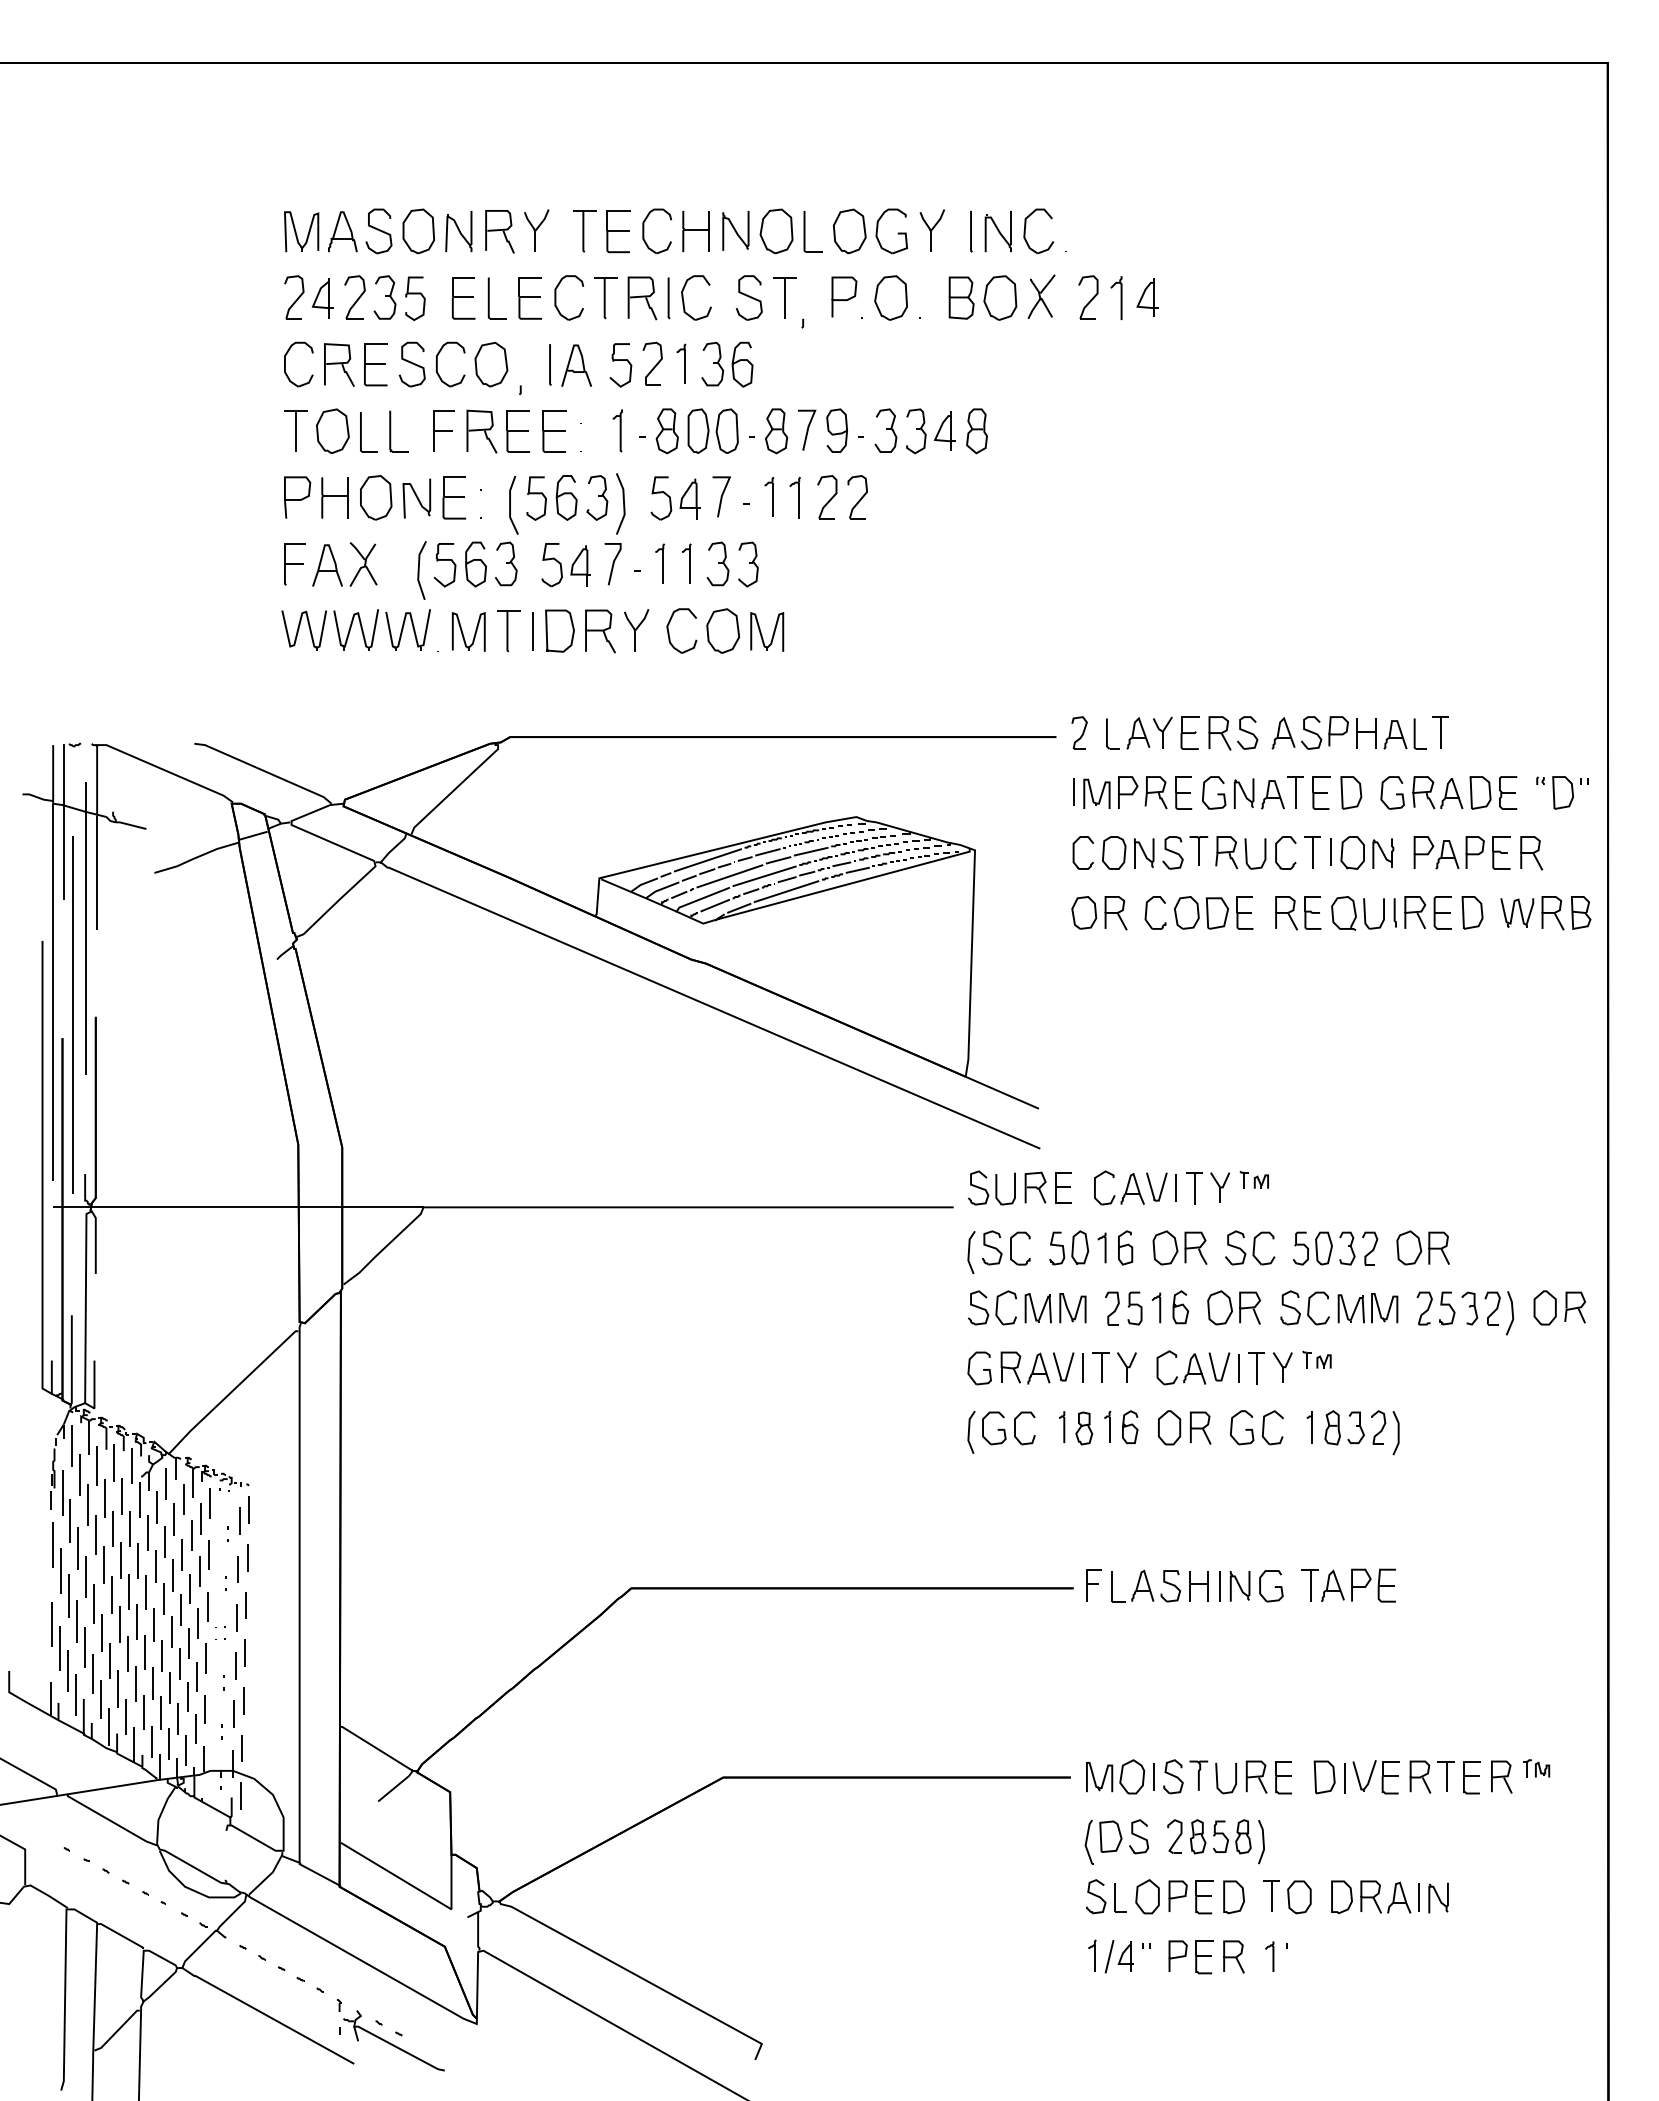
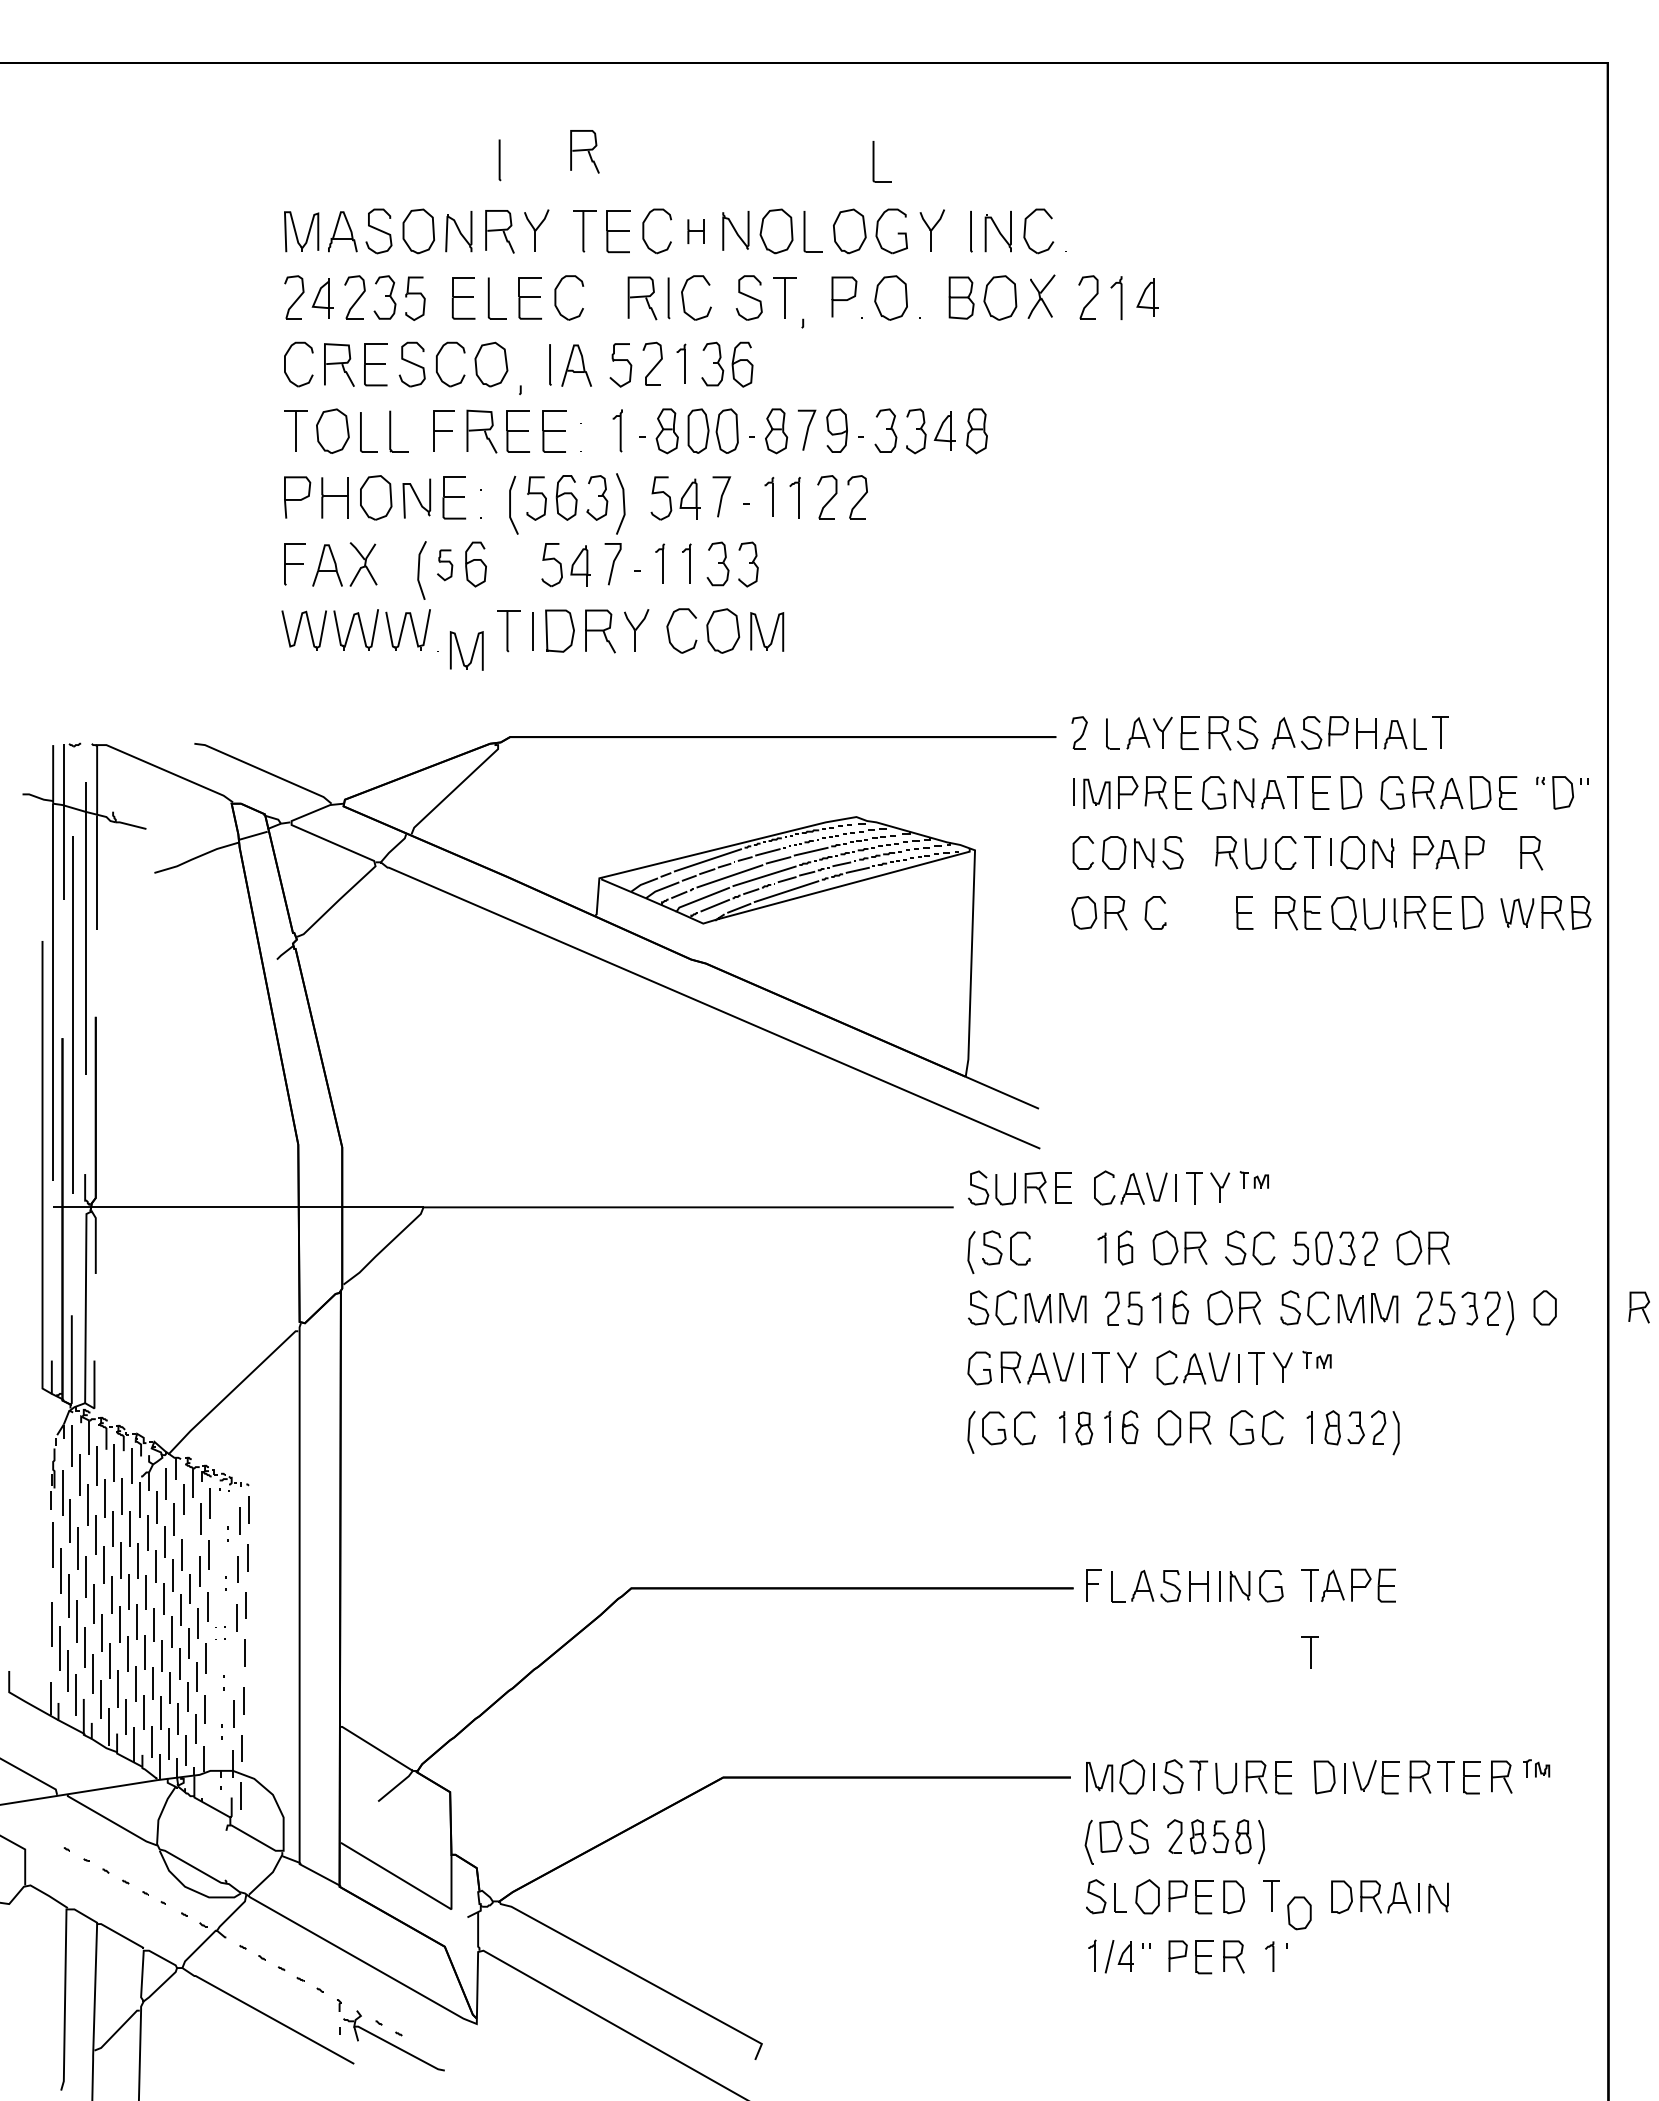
part: none -> present (584, 151)
line: none -> present (499, 160)
part: none -> present (874, 161)
part size: 28x42 px -> 18x25 px (695, 231)
part: present -> none (605, 298)
part: present -> none (506, 563)
part size: 24x45 px -> 17x33 px (445, 565)
part position: (468, 631) -> (466, 650) (466, 650)
part: present -> none (1198, 850)
part: present -> none (1501, 852)
part: present -> none (1201, 912)
part: present -> none (1069, 1247)
part position: (1574, 1307) -> (1638, 1307) (1638, 1307)
line: present -> none (191, 1535)
part: none -> present (1309, 1652)
line: present -> none (235, 1665)
part position: (1299, 1897) -> (1299, 1913) (1299, 1913)
